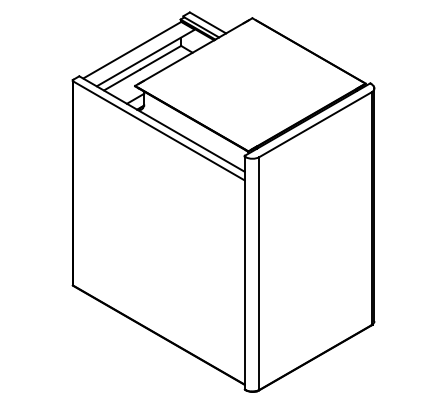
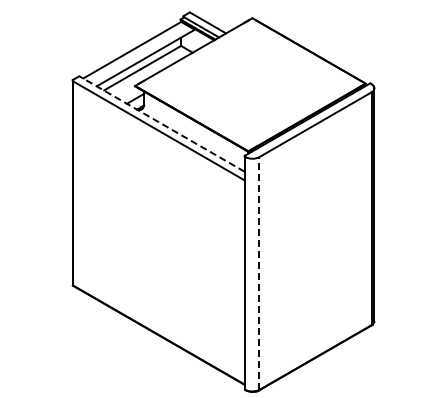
line: solid -> dashed (161, 123)
line: solid -> dashed (259, 273)
